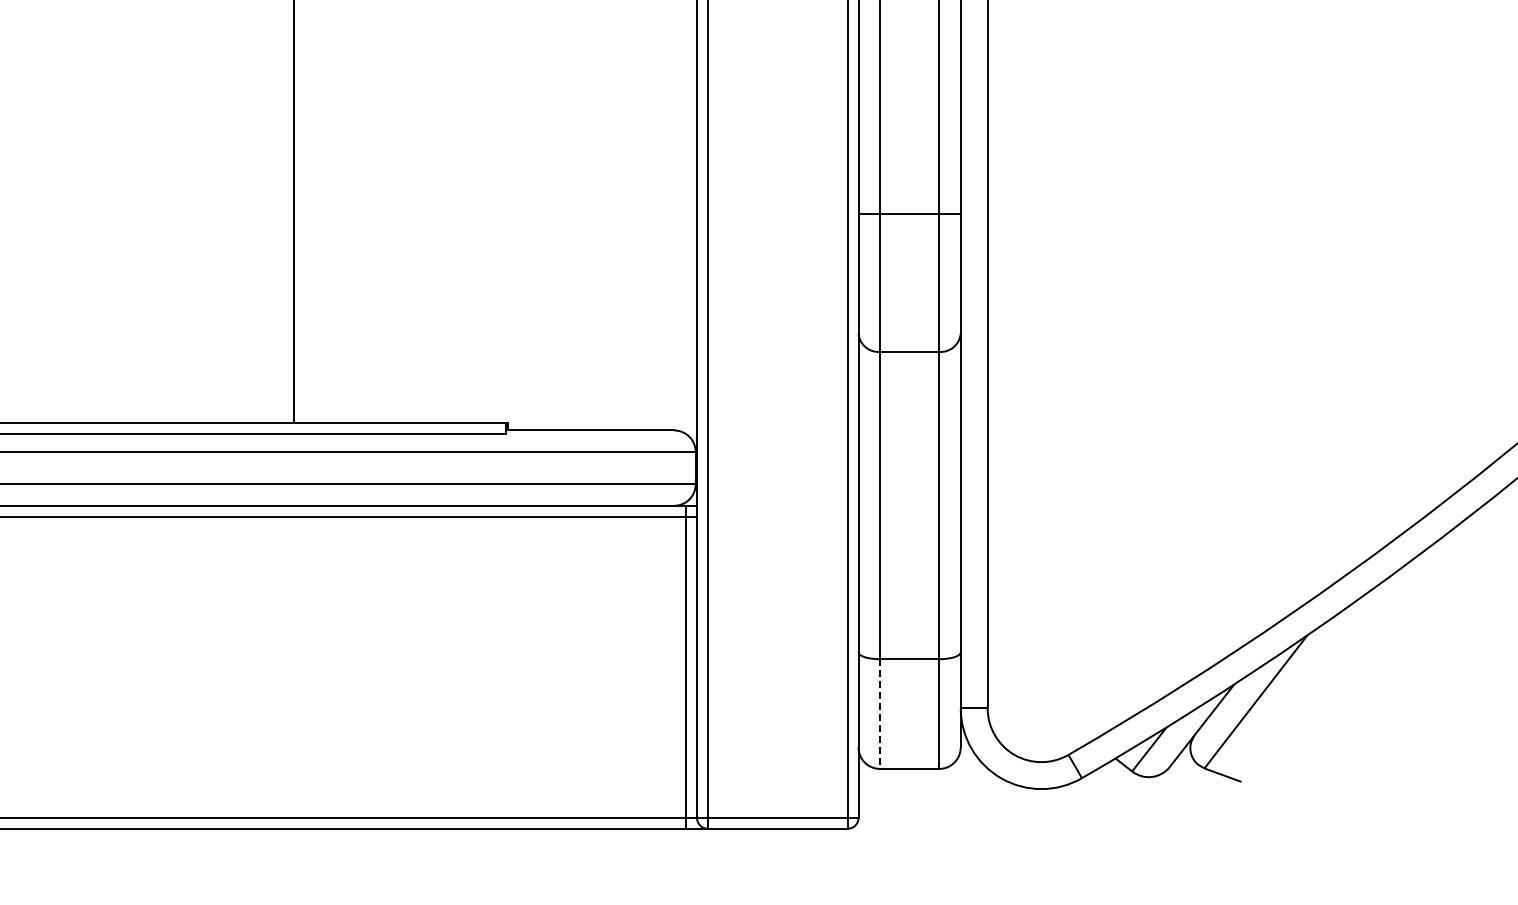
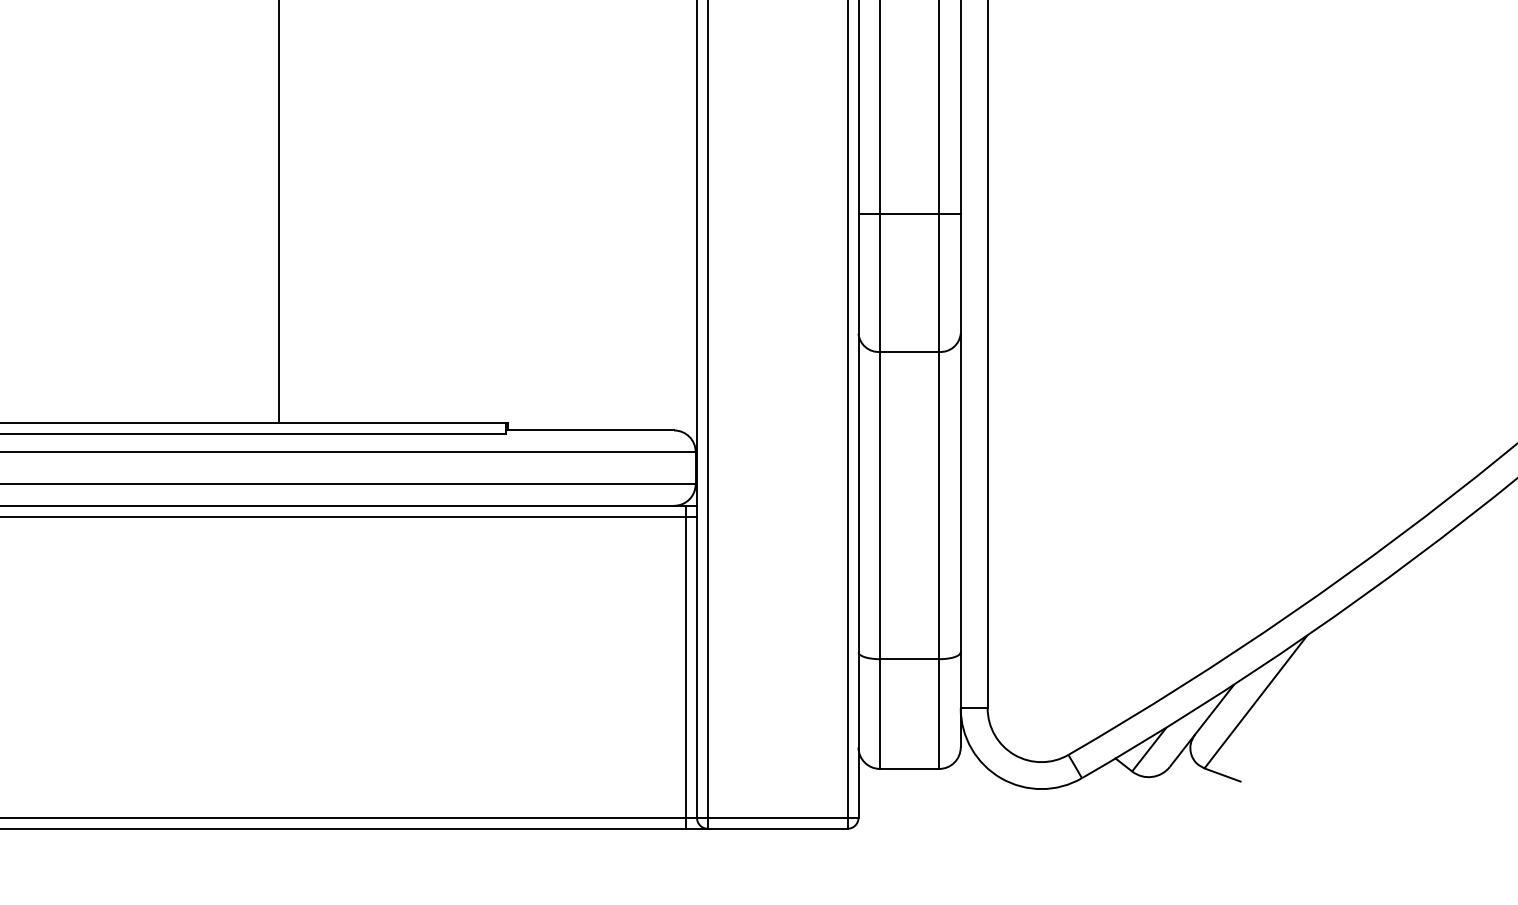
line position: (294, 212) -> (279, 212) (279, 212)
line: dashed -> solid (880, 714)
